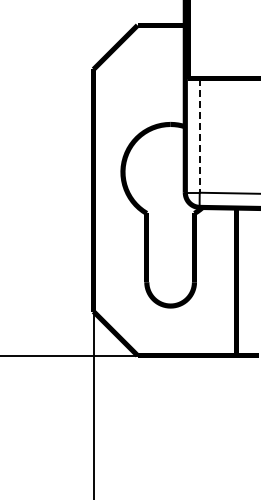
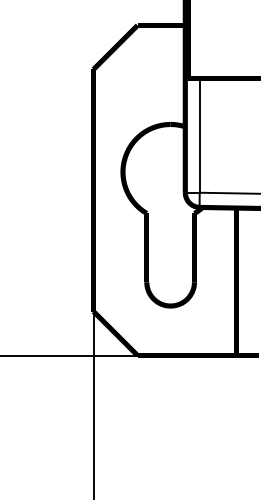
line: dashed -> solid (199, 135)
